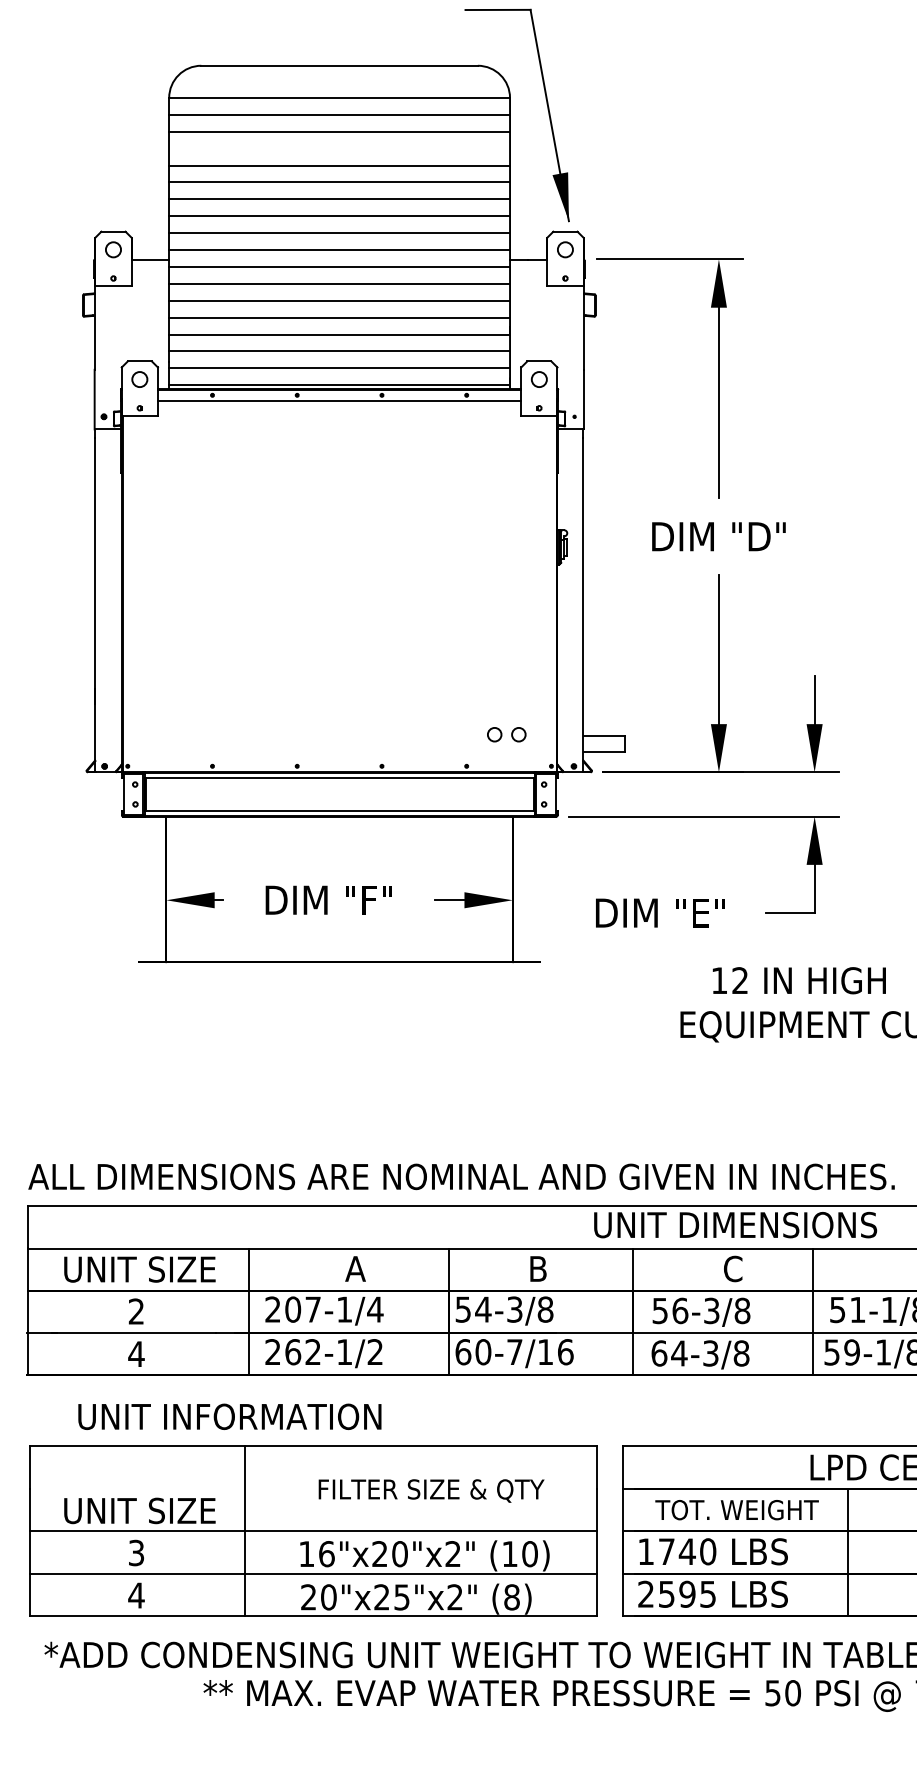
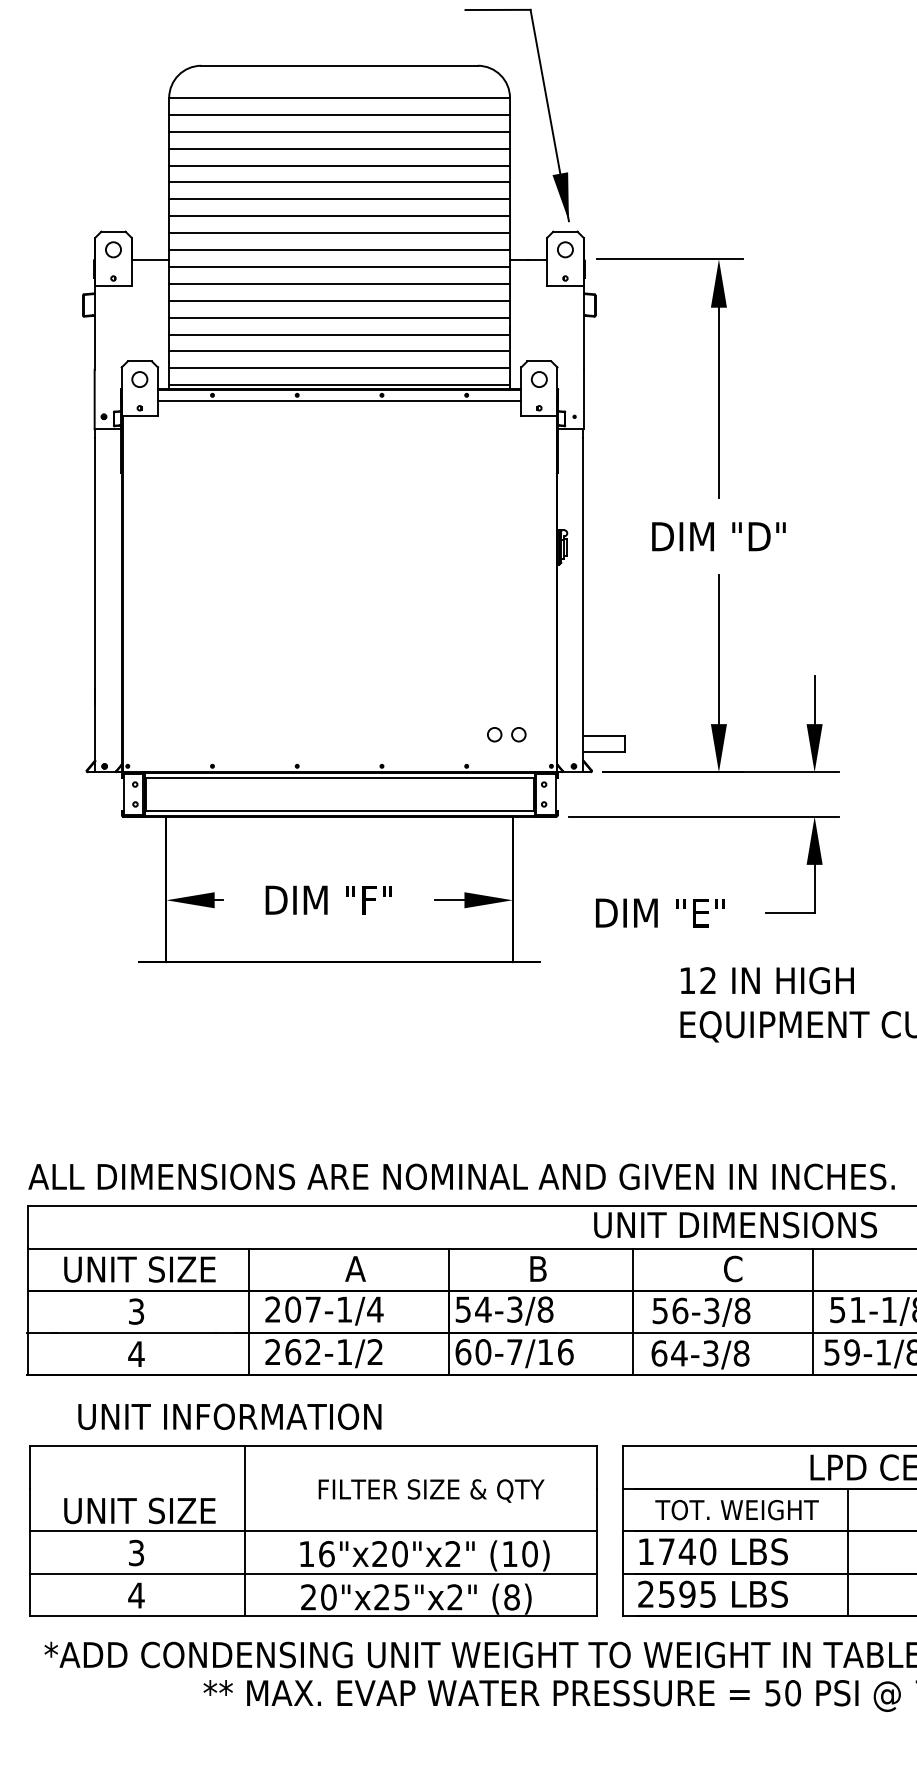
line: none -> present (339, 148)
text position: (798, 980) -> (766, 980) (766, 980)
text: 2 -> 3 (136, 1311)
